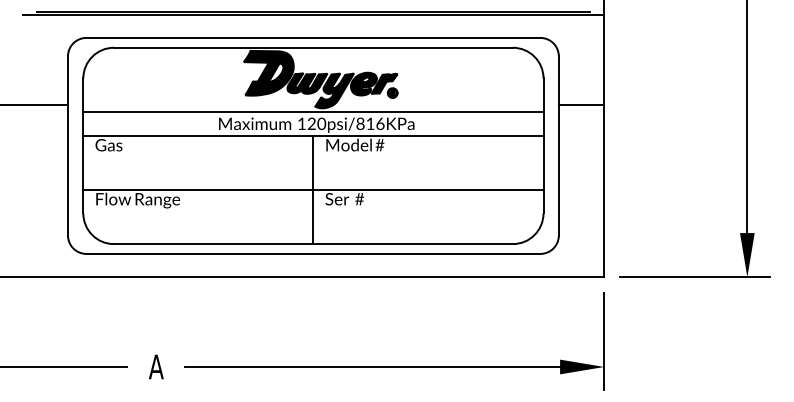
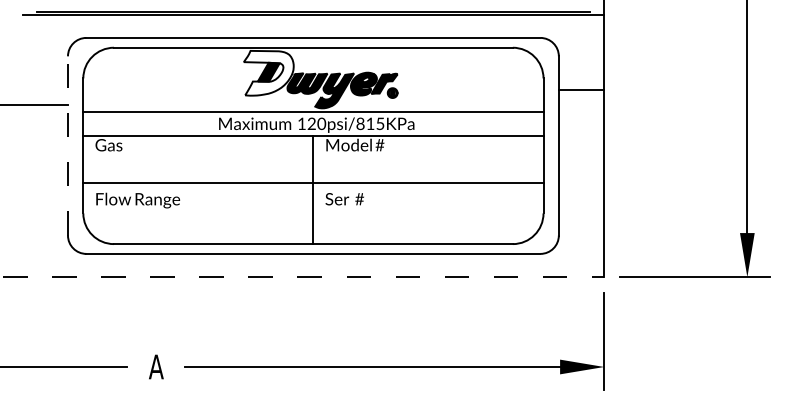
fill: present -> none (268, 72)
line position: (581, 105) -> (581, 90) (581, 90)
text: 120psi/816KPa -> 120psi/815KPa (380, 123)
line: solid -> dashed (67, 145)
line position: (313, 190) -> (313, 183) (313, 183)
line: solid -> dashed (302, 277)
